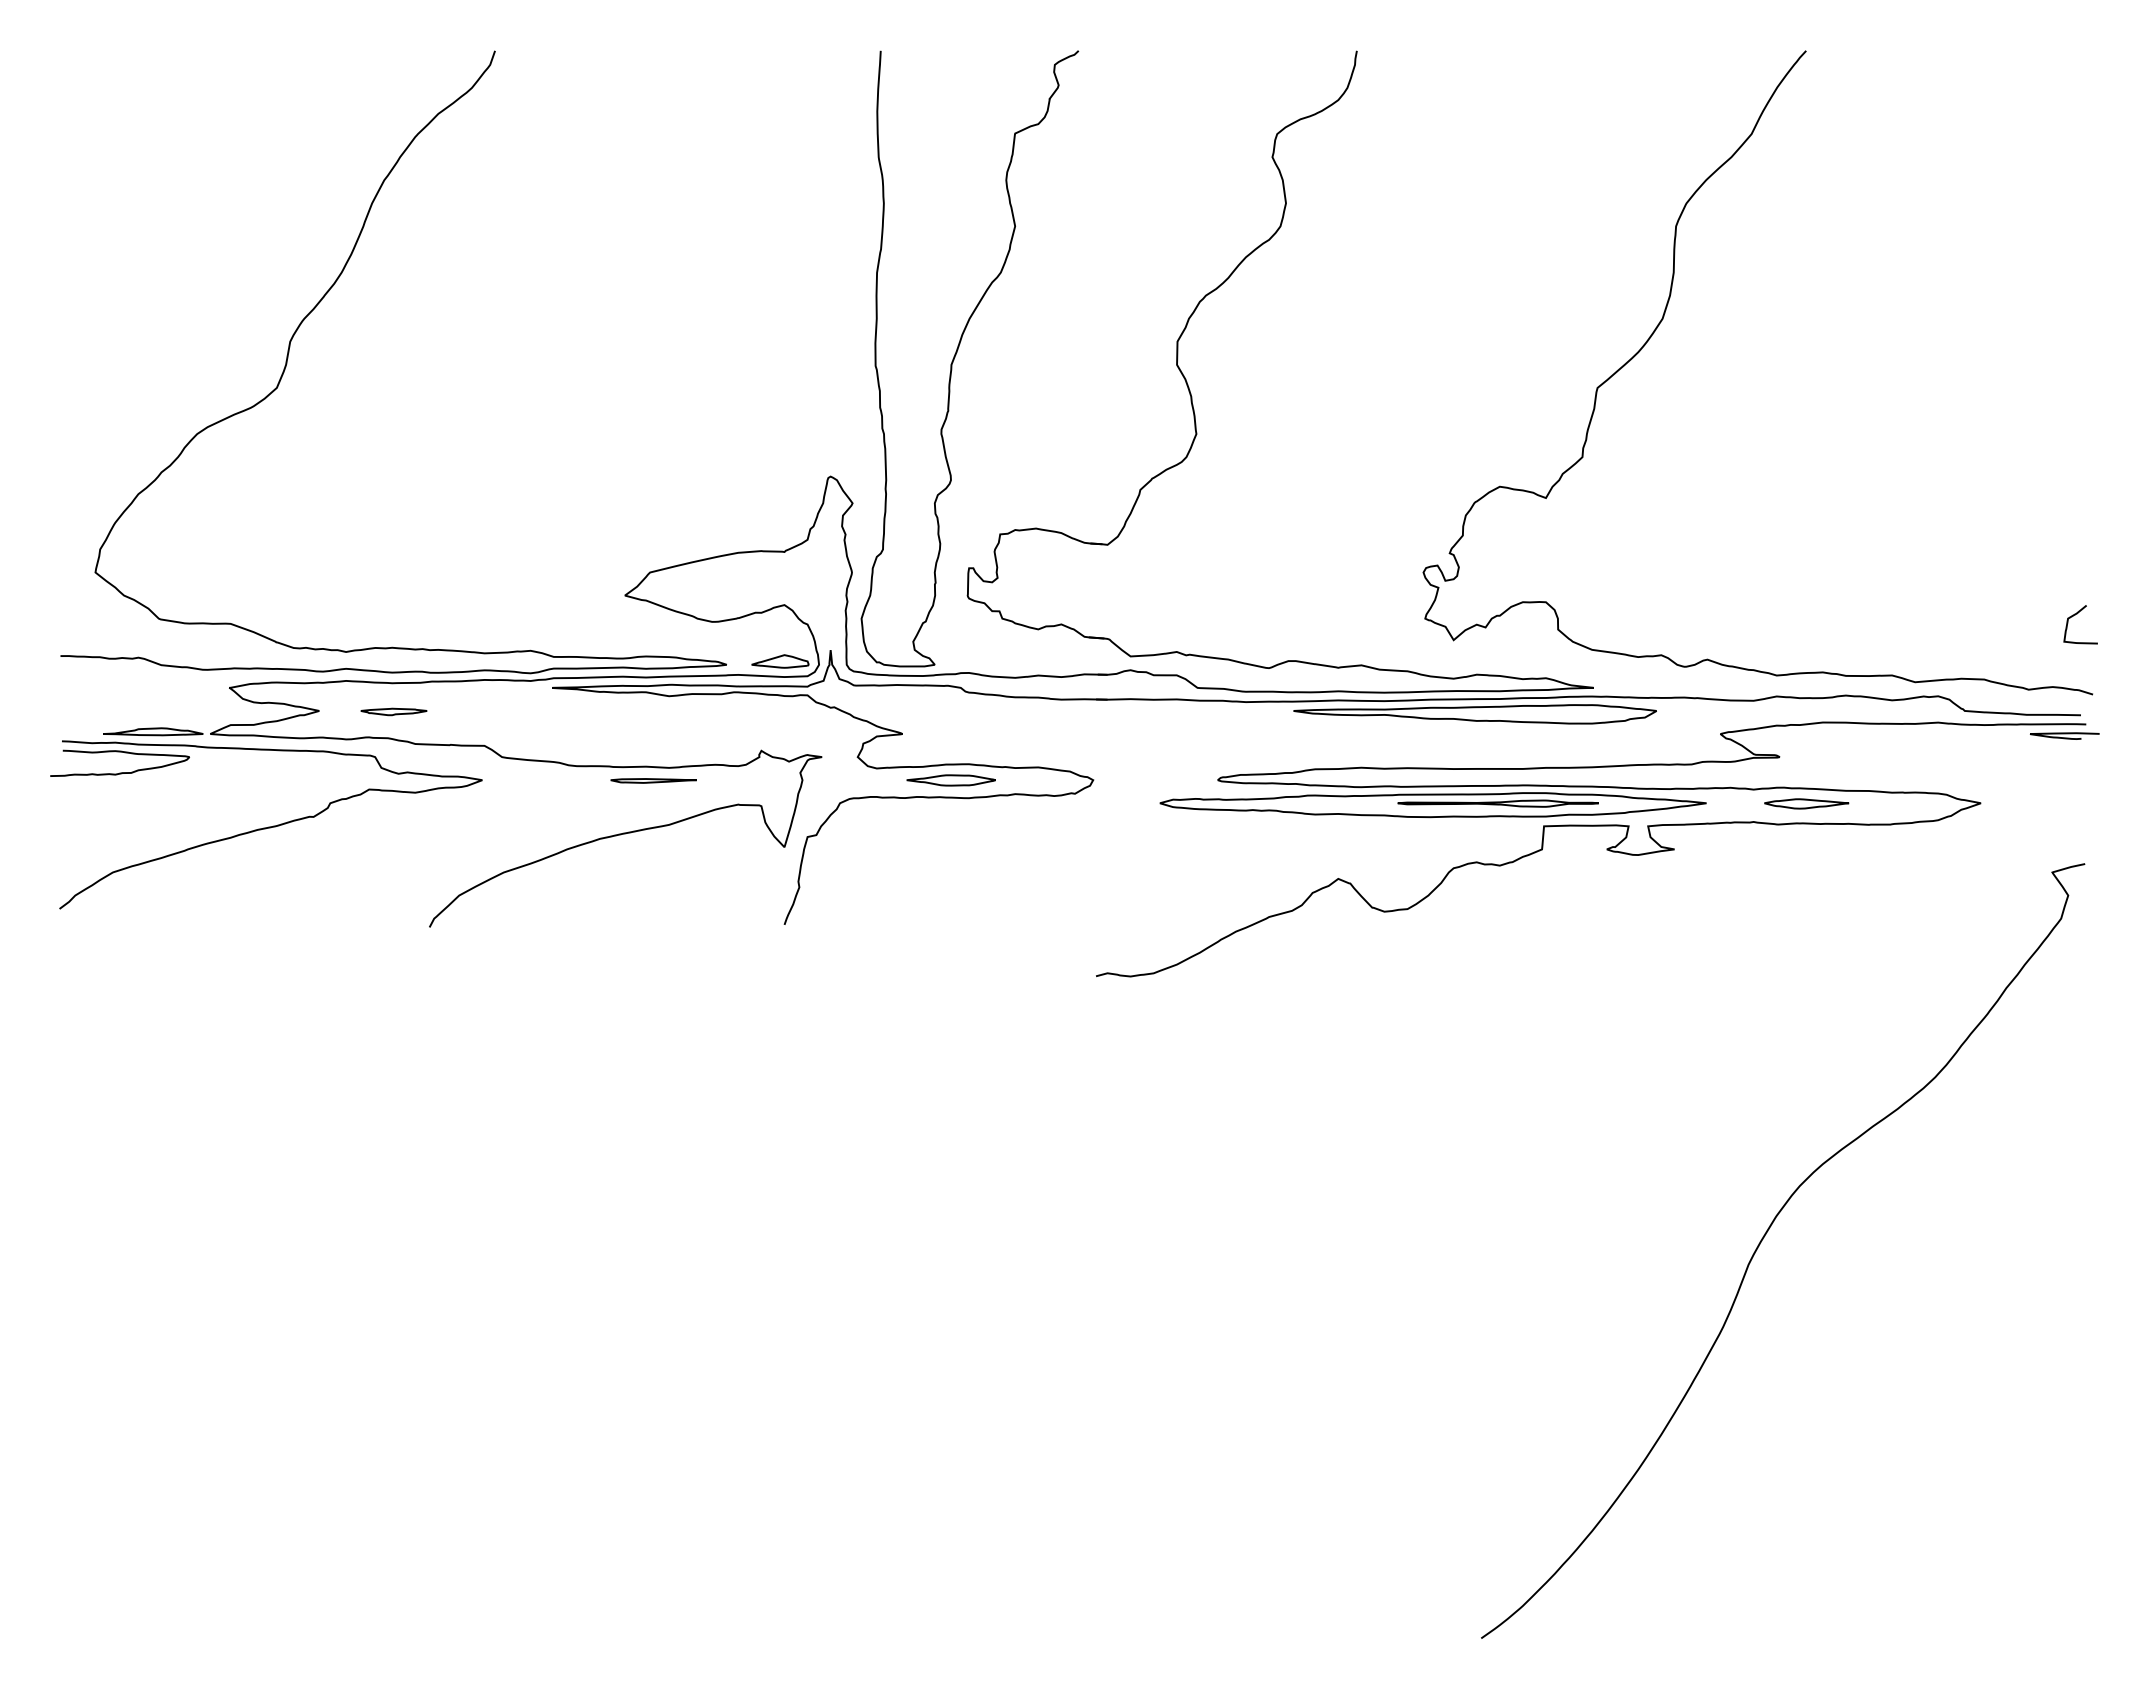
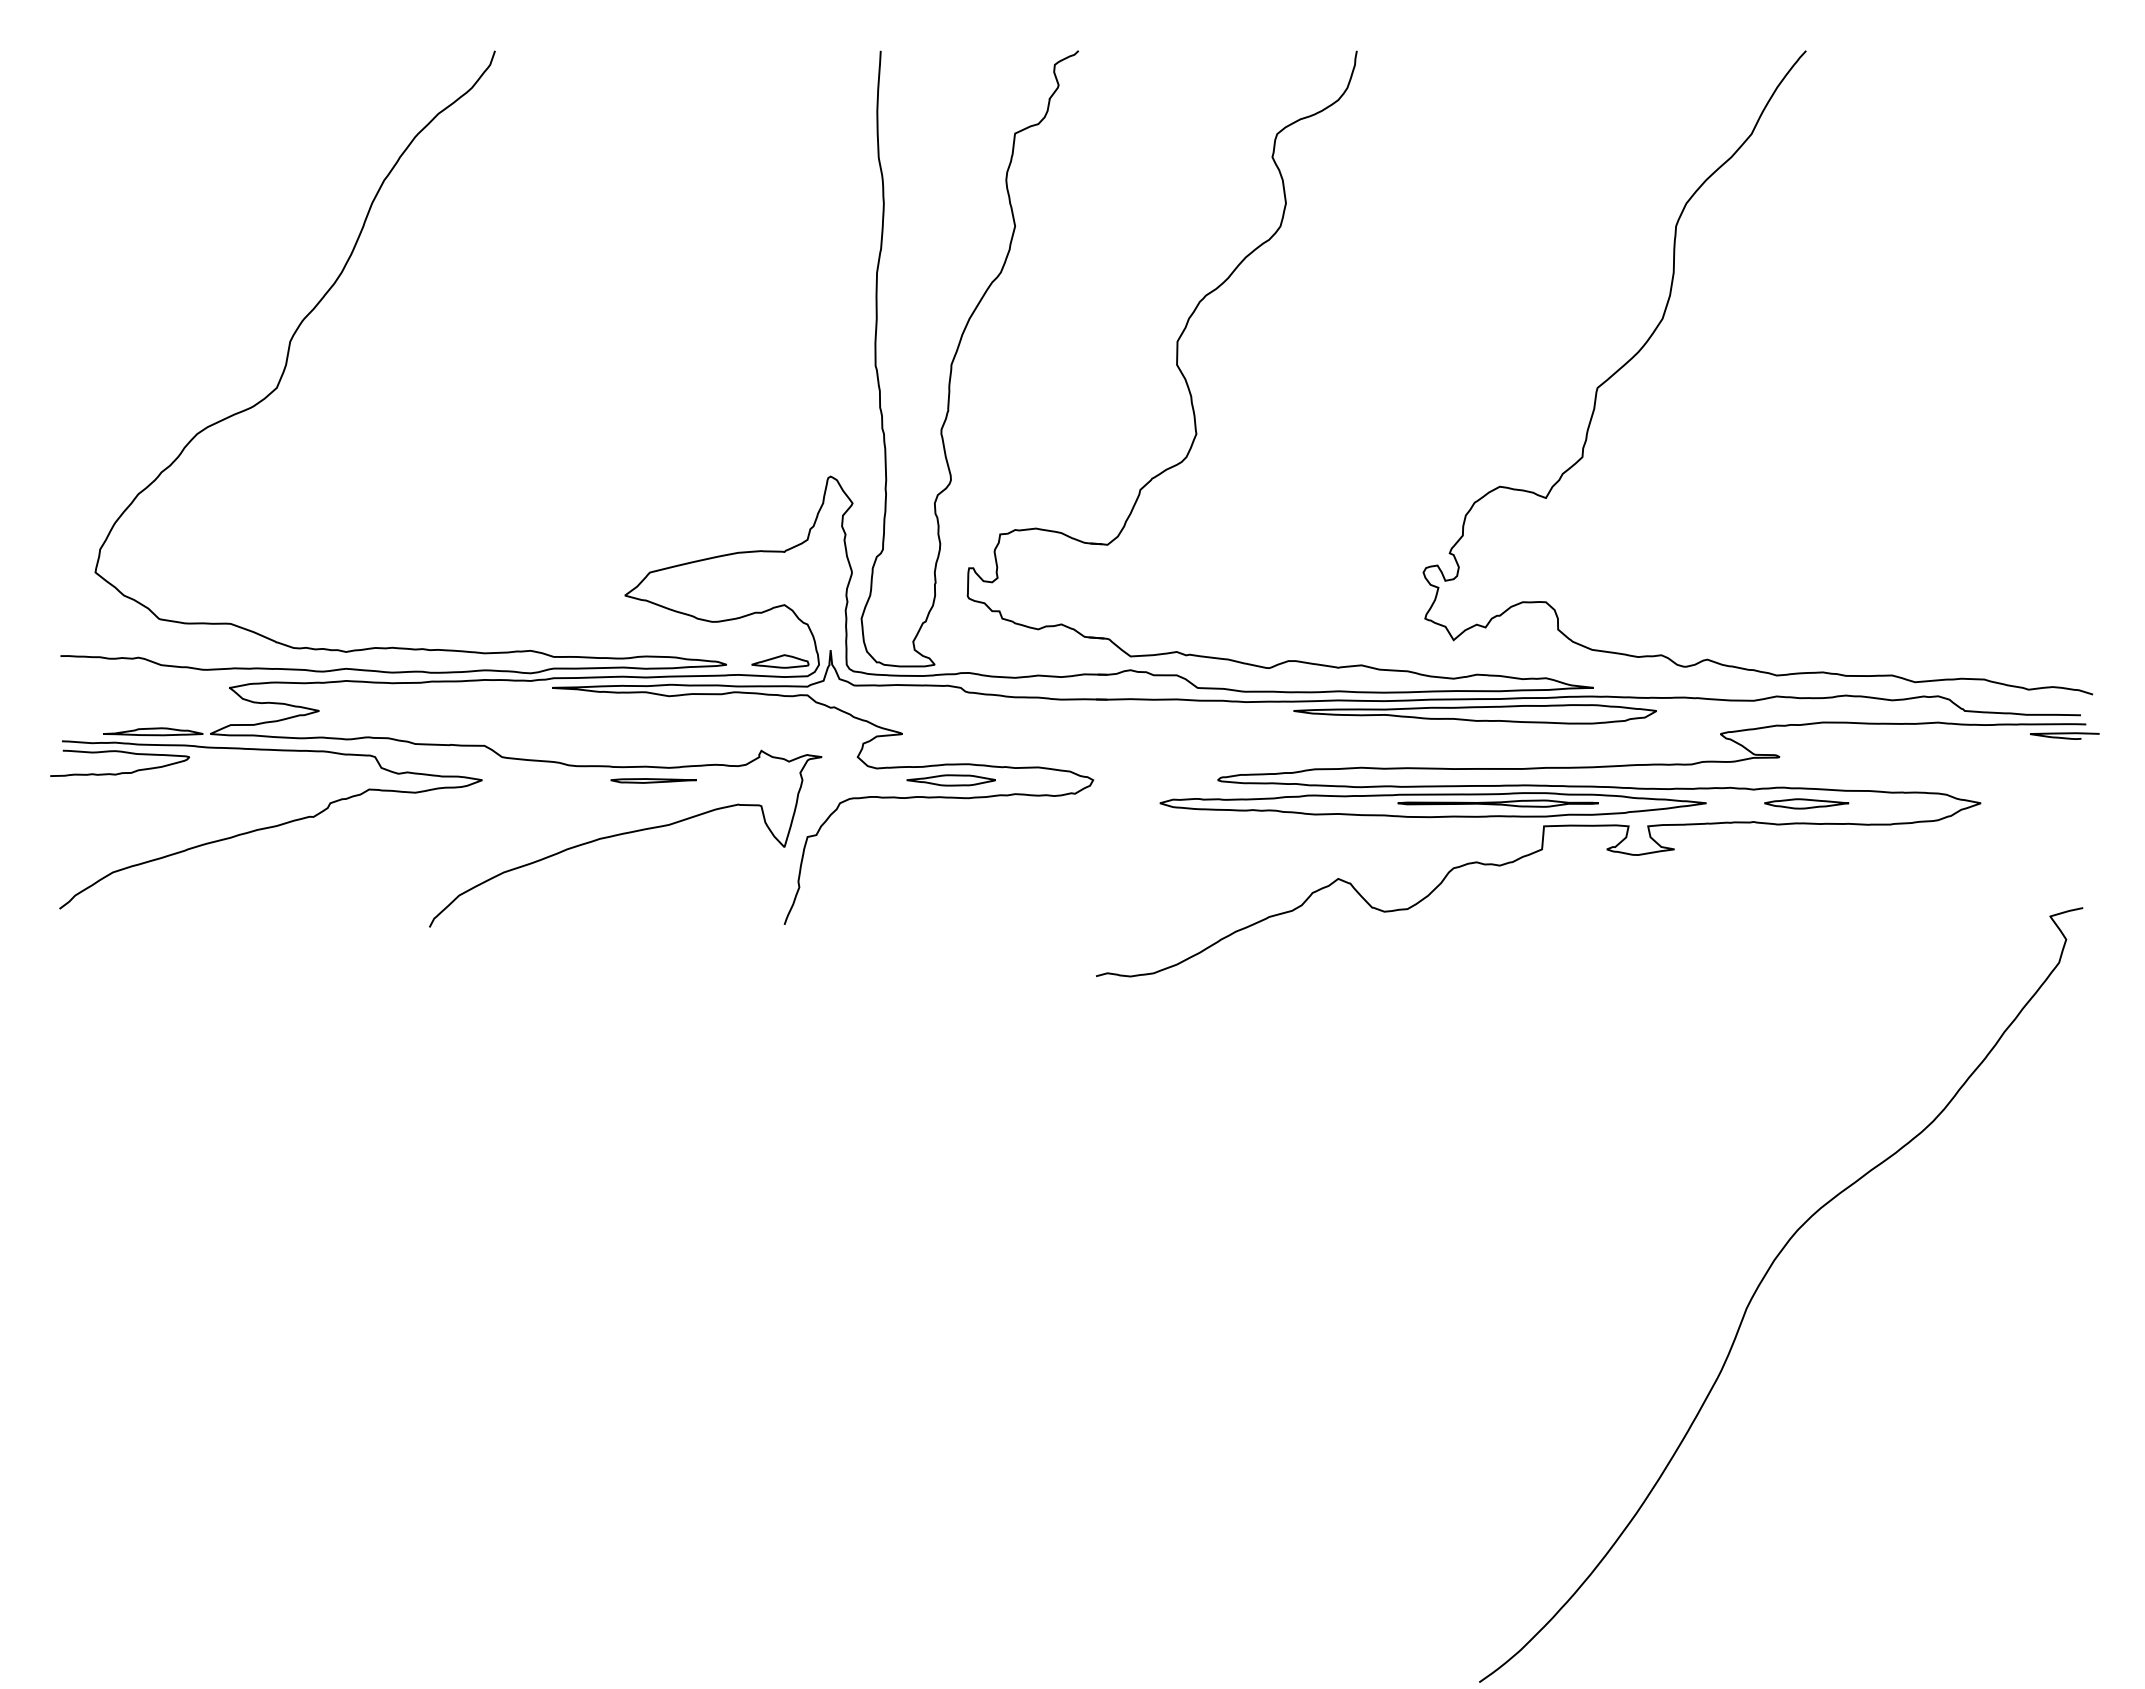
curve: present -> none (2075, 615)
part: present -> none (393, 711)
curve position: (1765, 1236) -> (1763, 1280) (1763, 1280)
